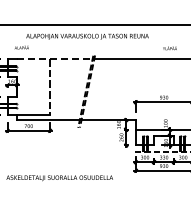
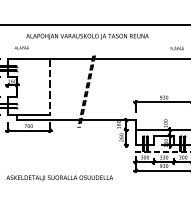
text position: (169, 48) -> (176, 48) (176, 48)
line: dashed -> solid (54, 59)
